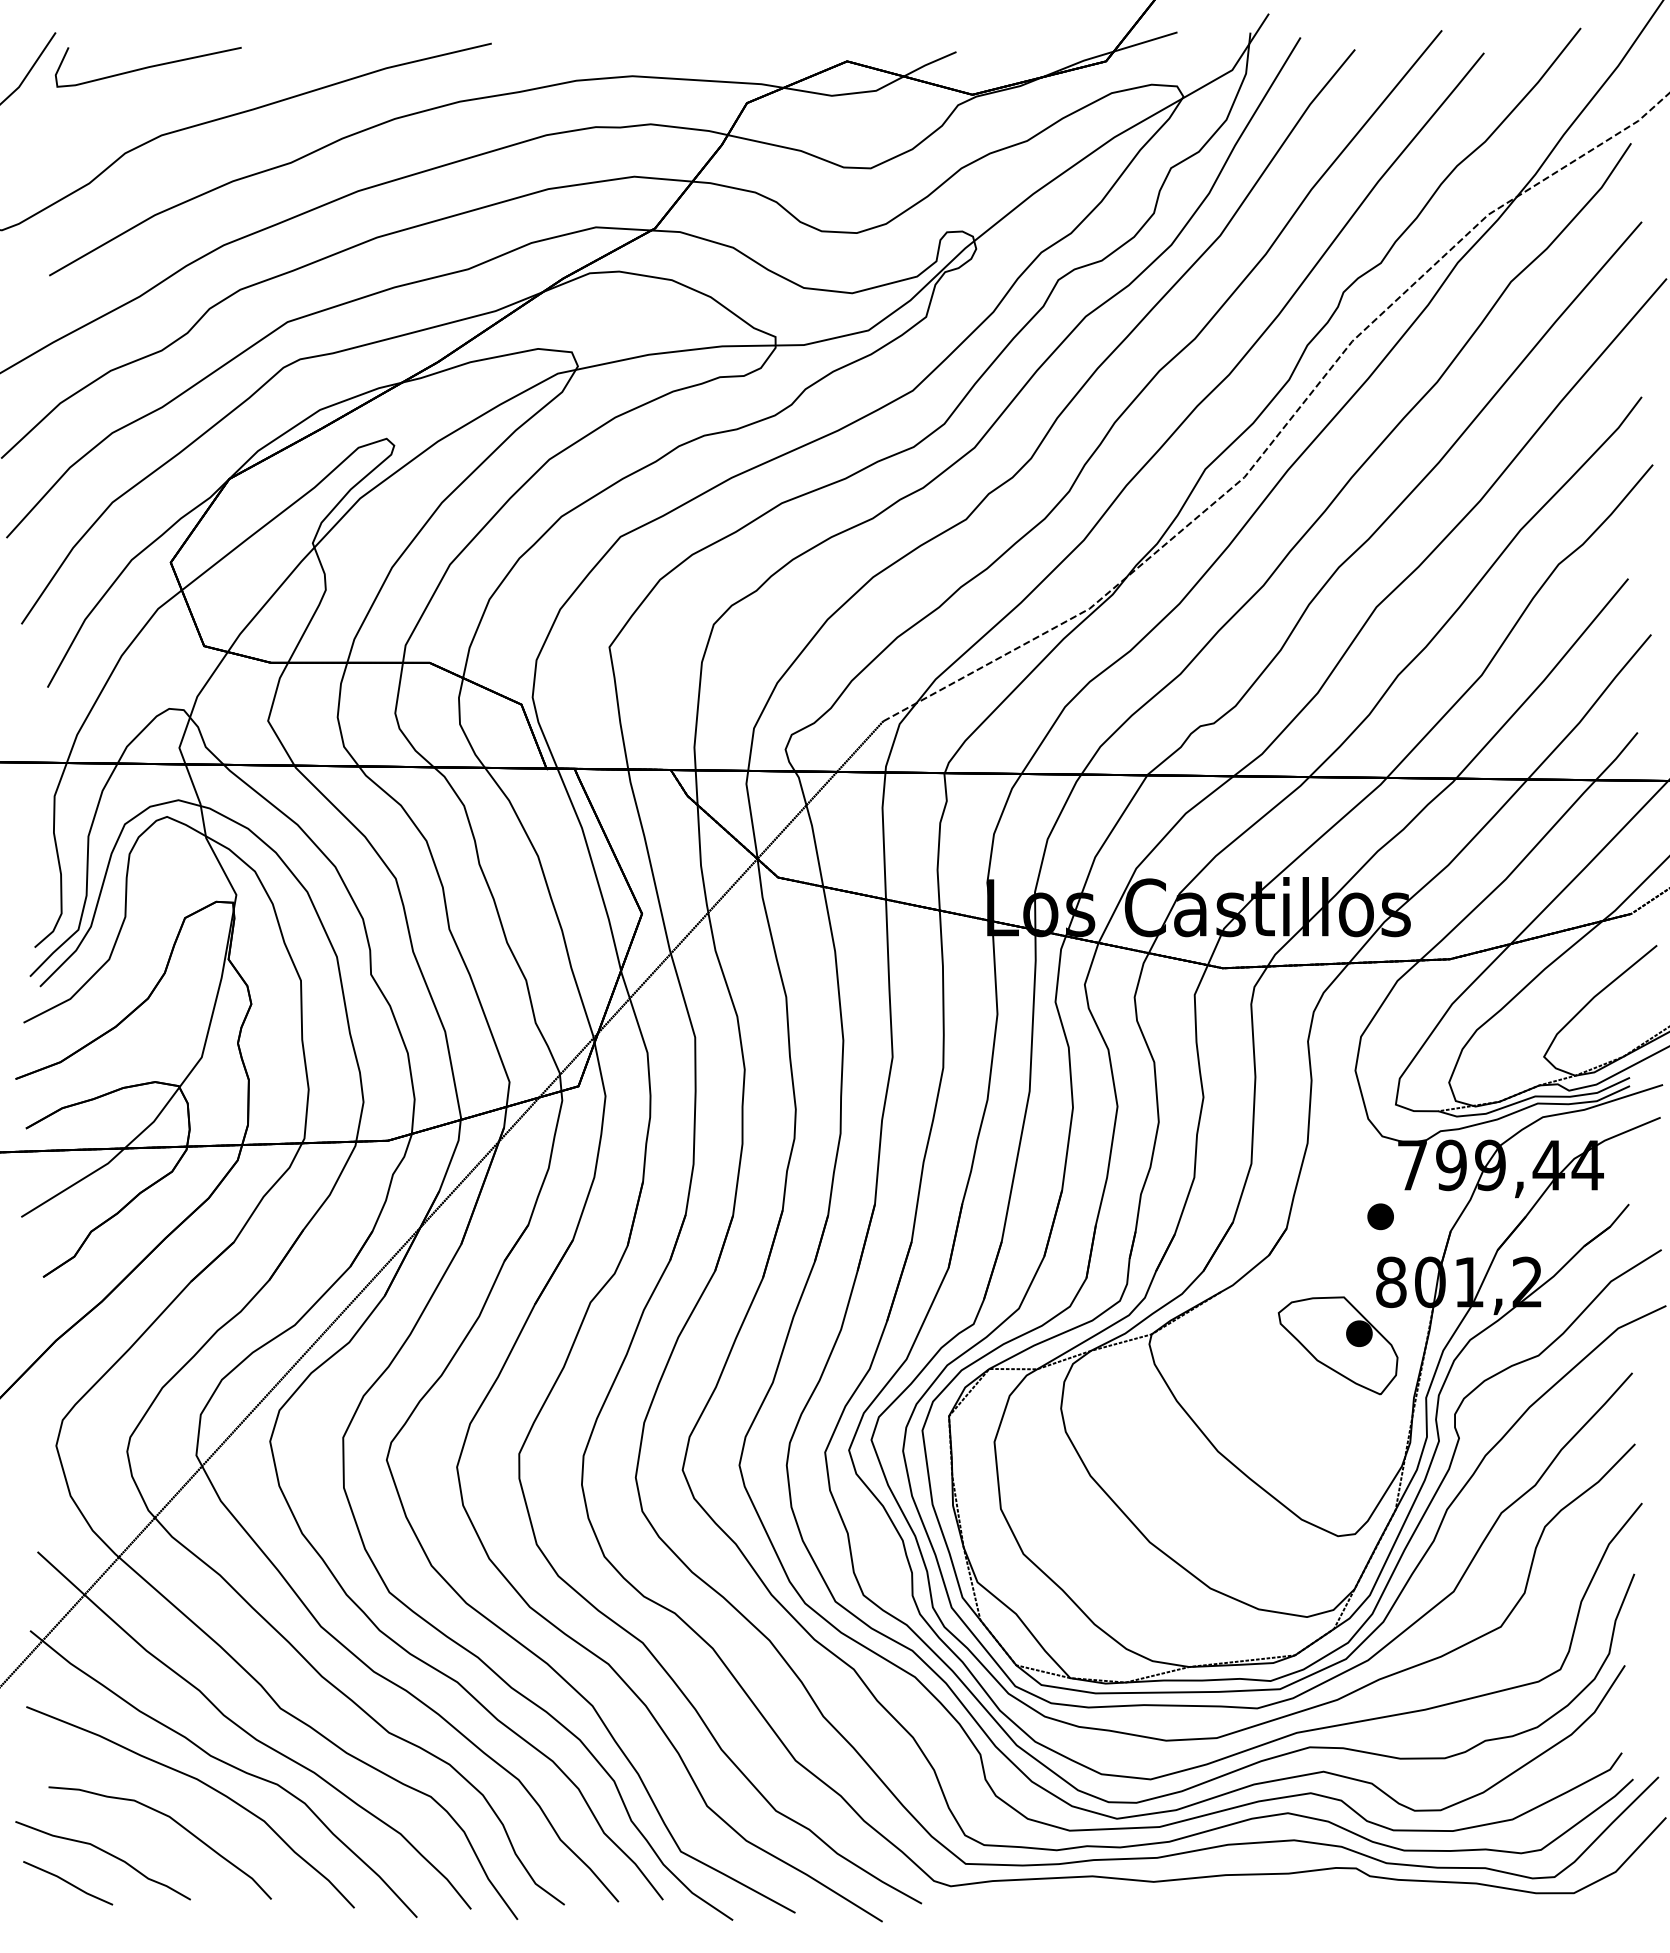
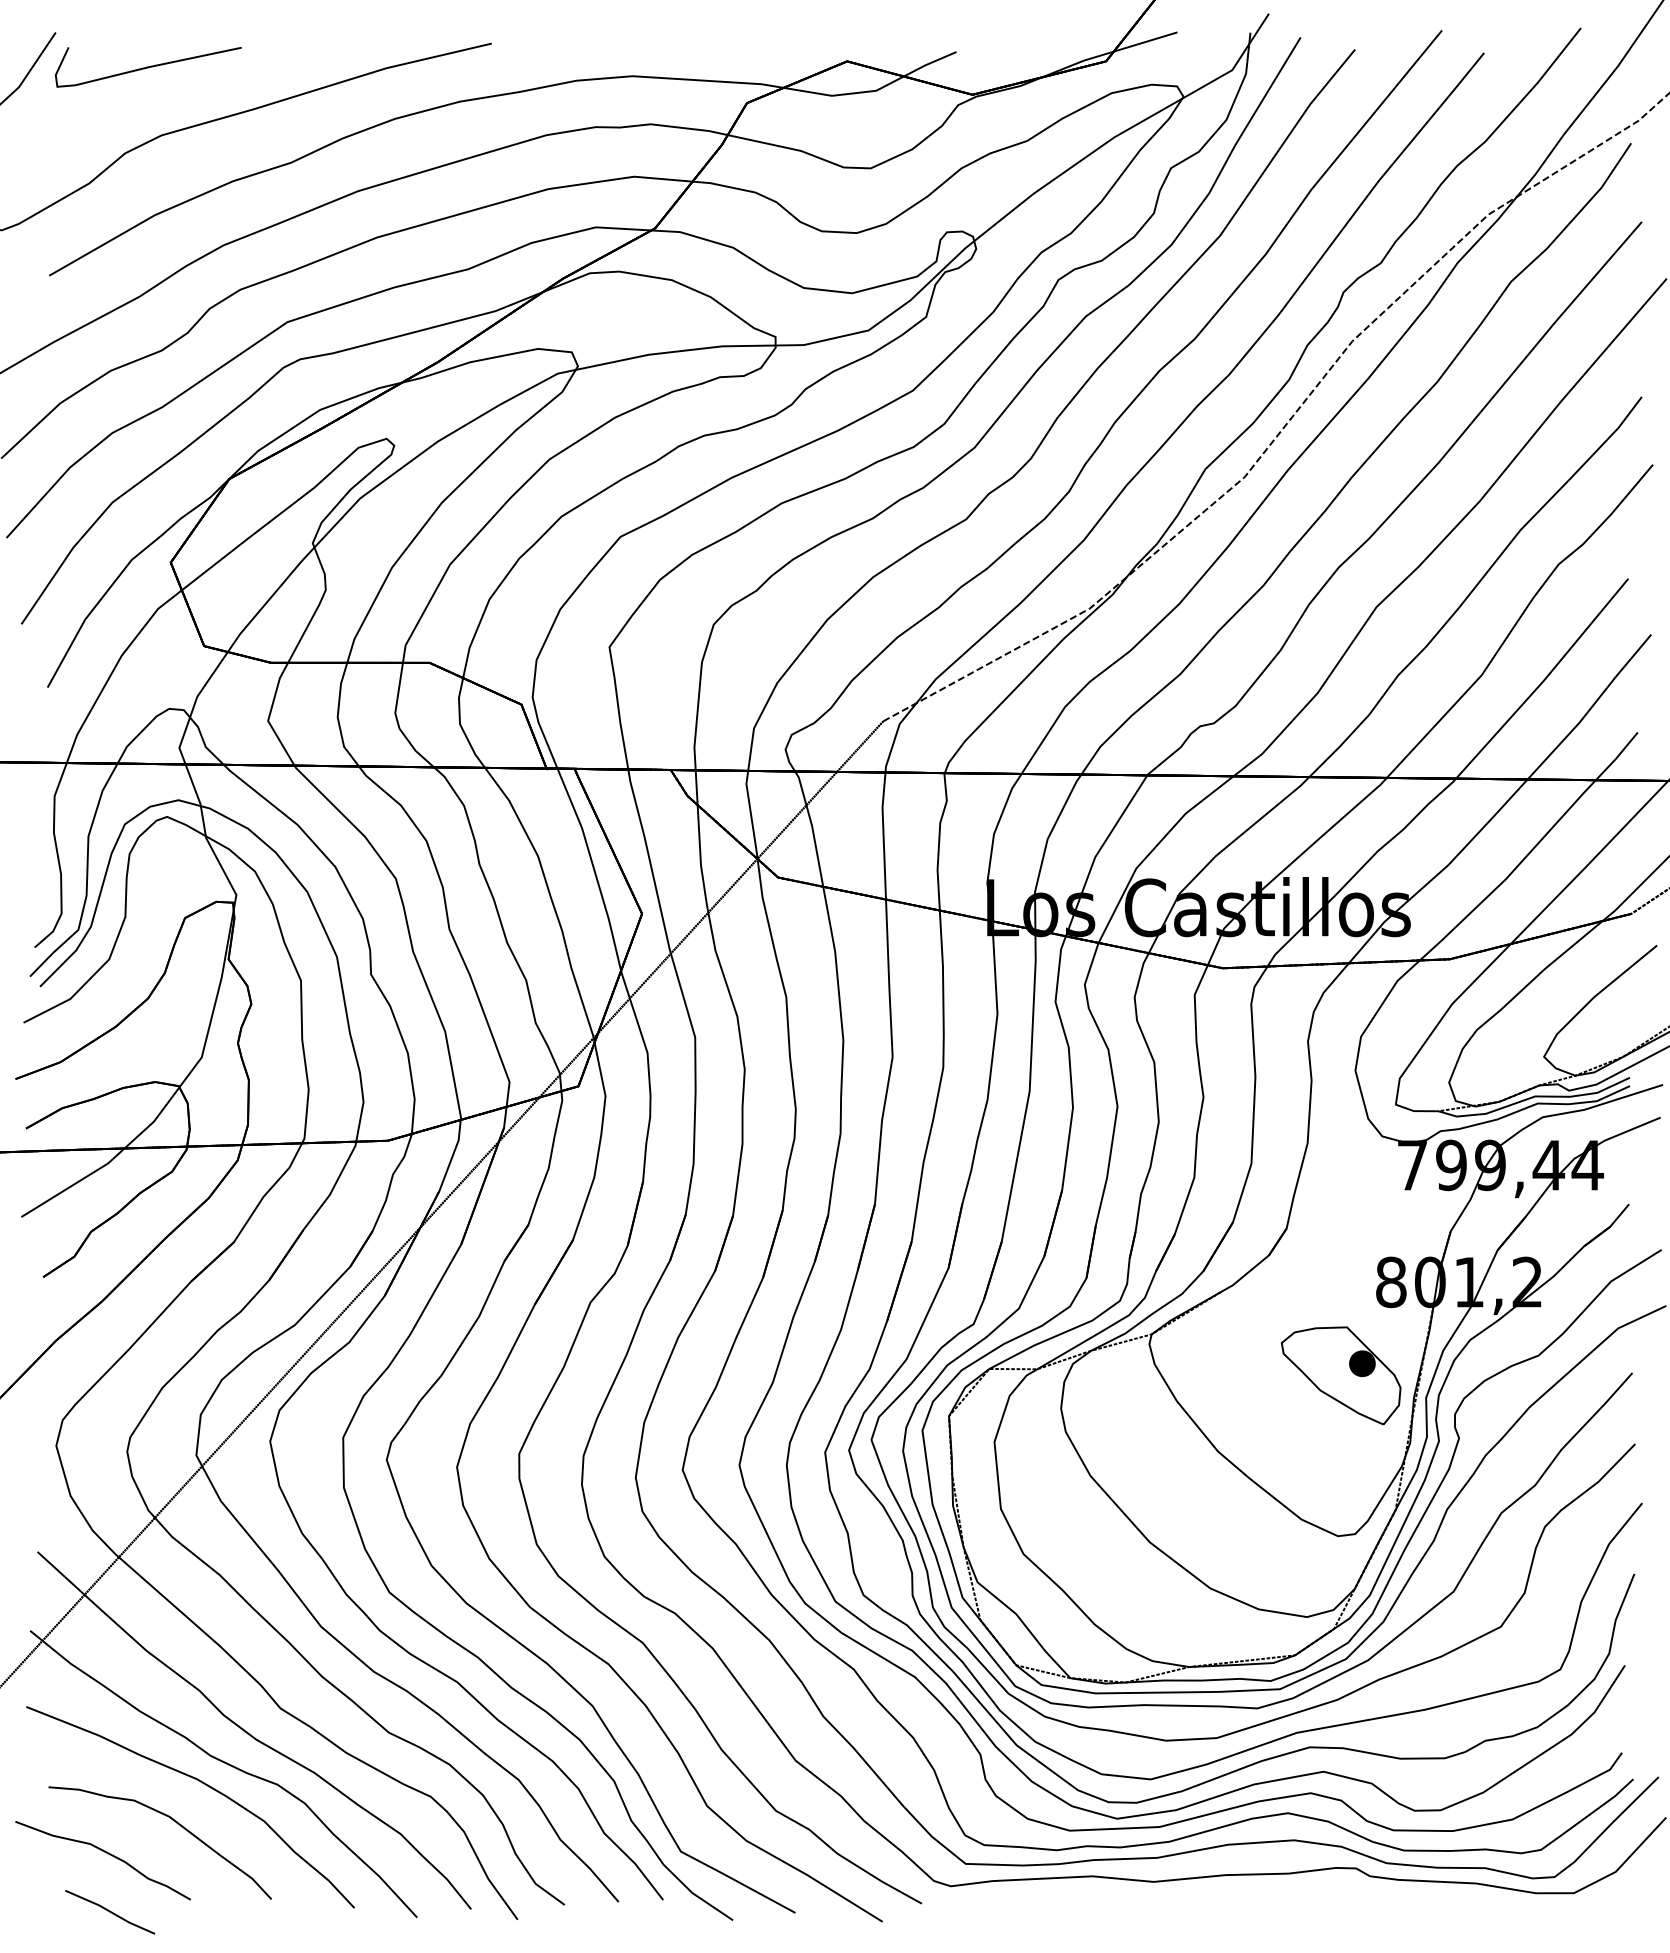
part: present -> none (1380, 1216)
part position: (1338, 1345) -> (1341, 1375) (1341, 1375)
part position: (68, 1883) -> (110, 1912) (110, 1912)
